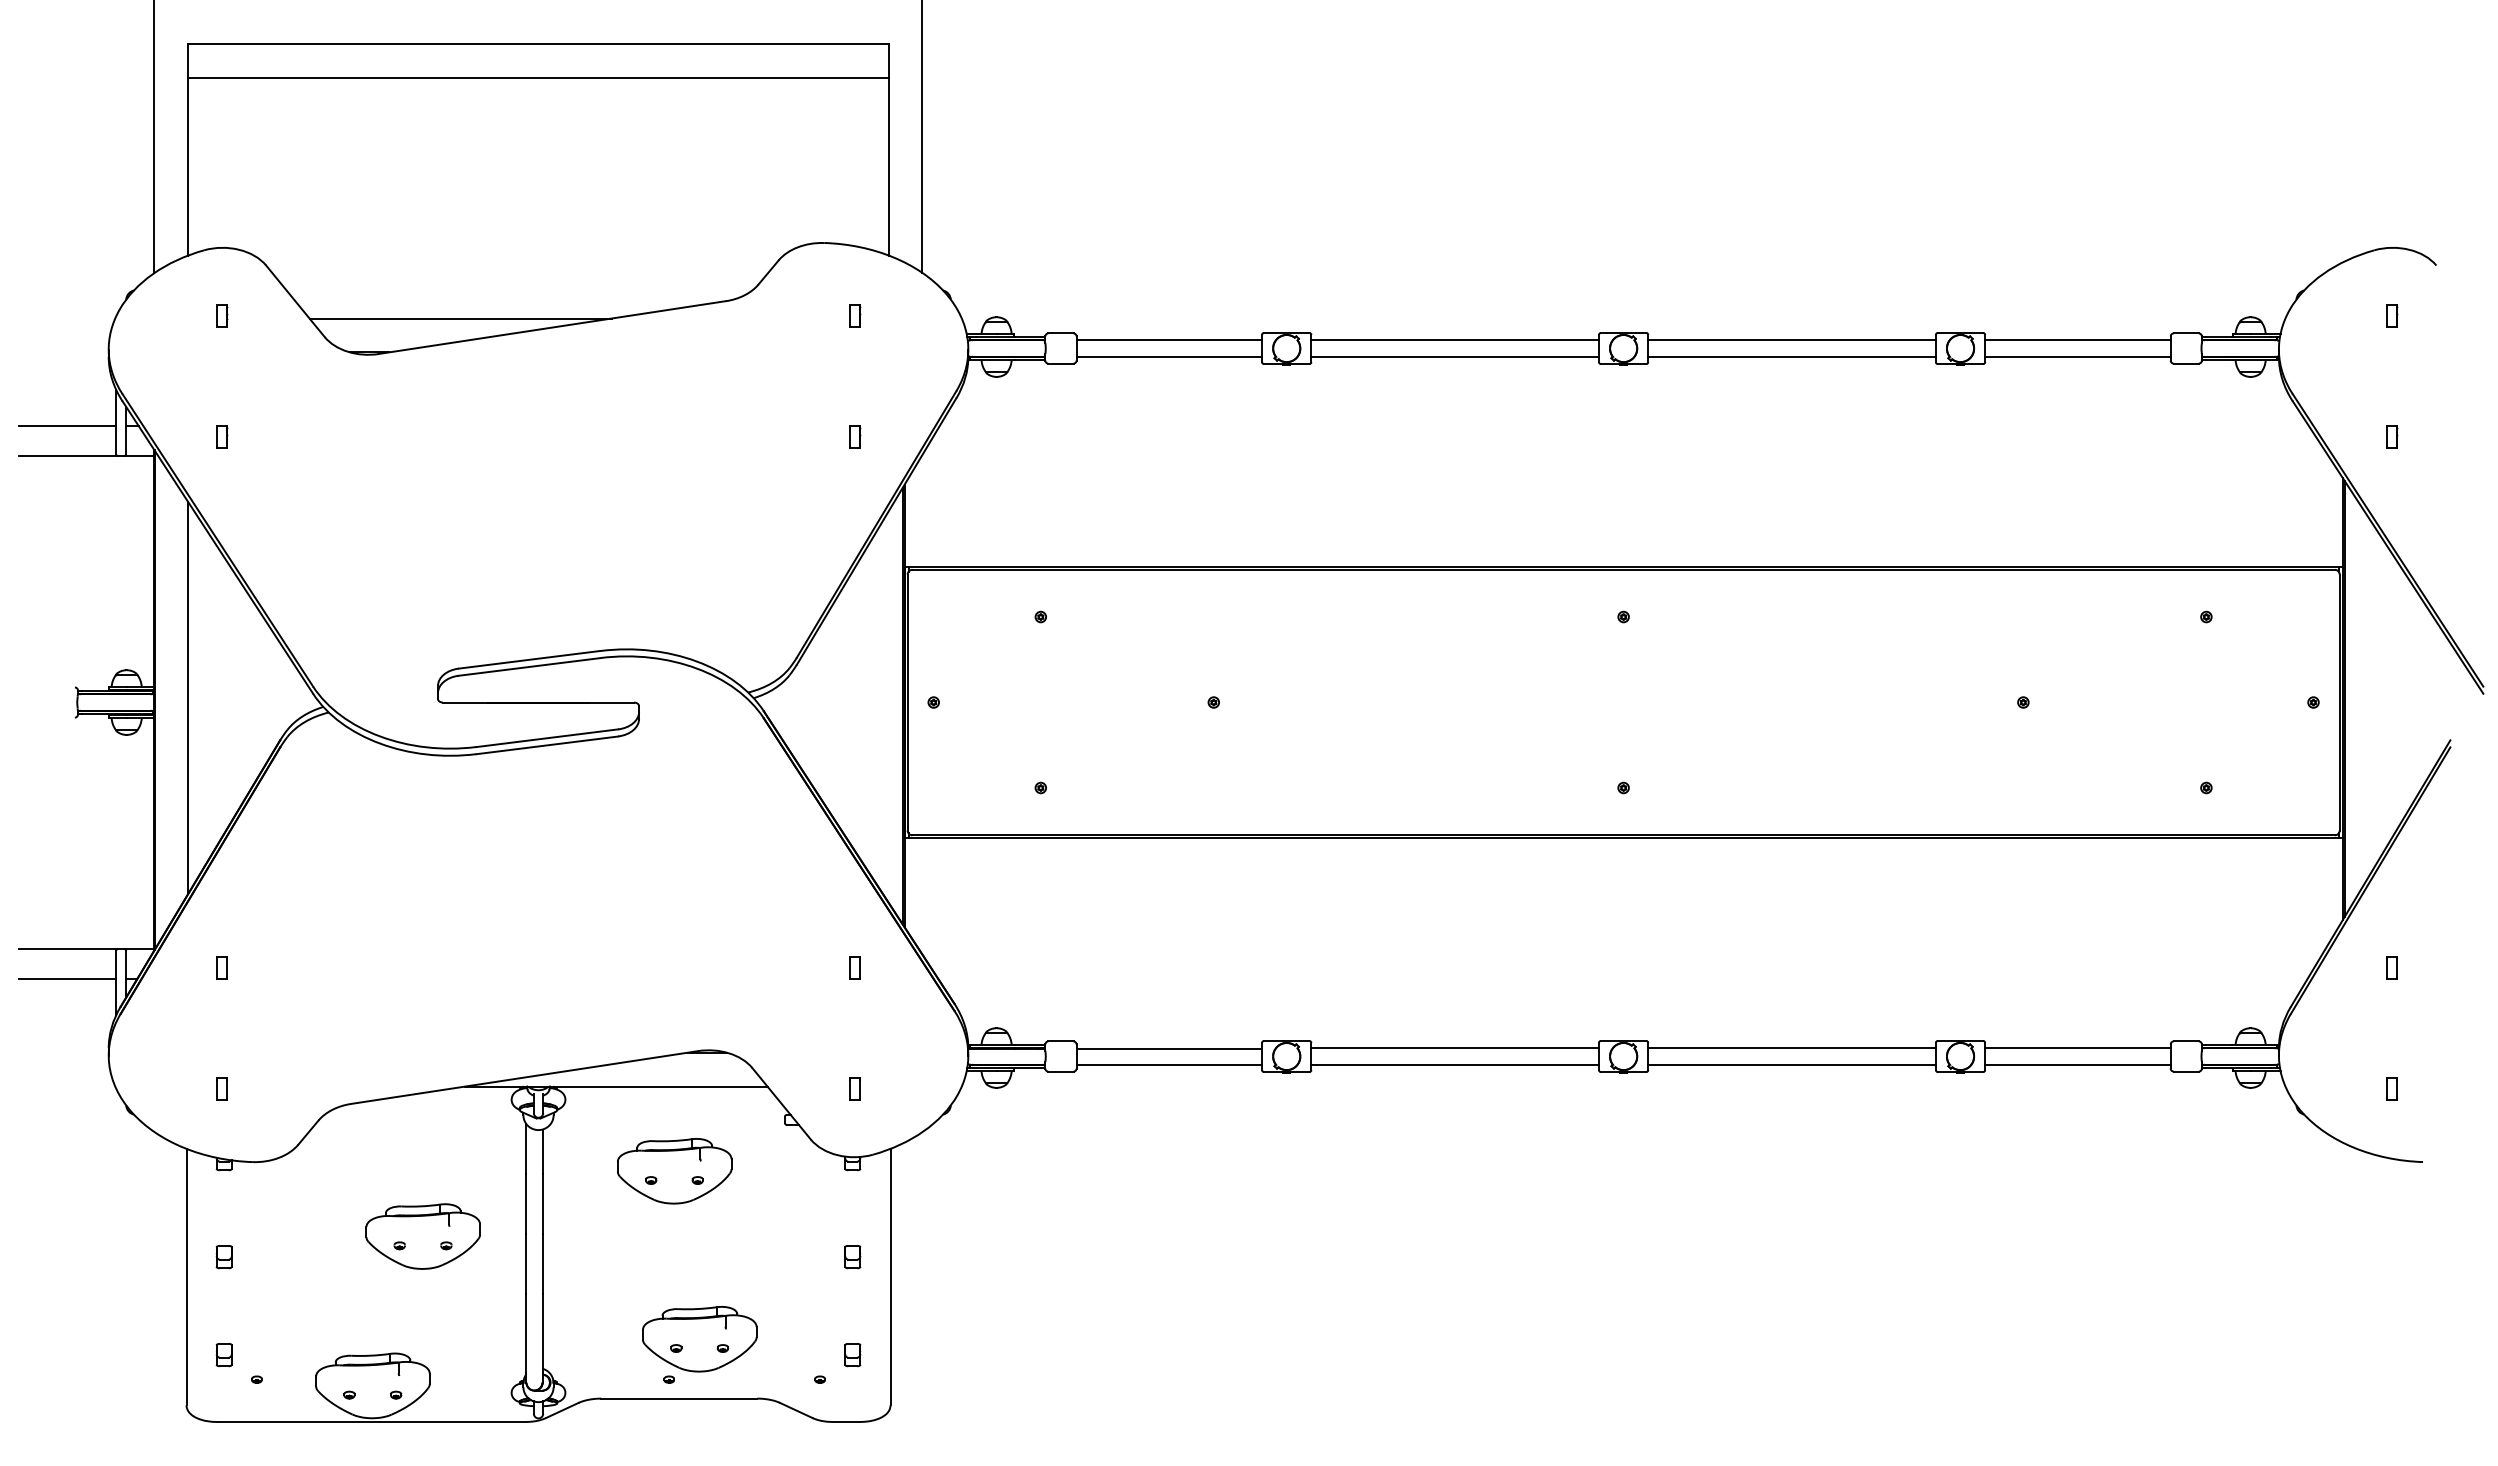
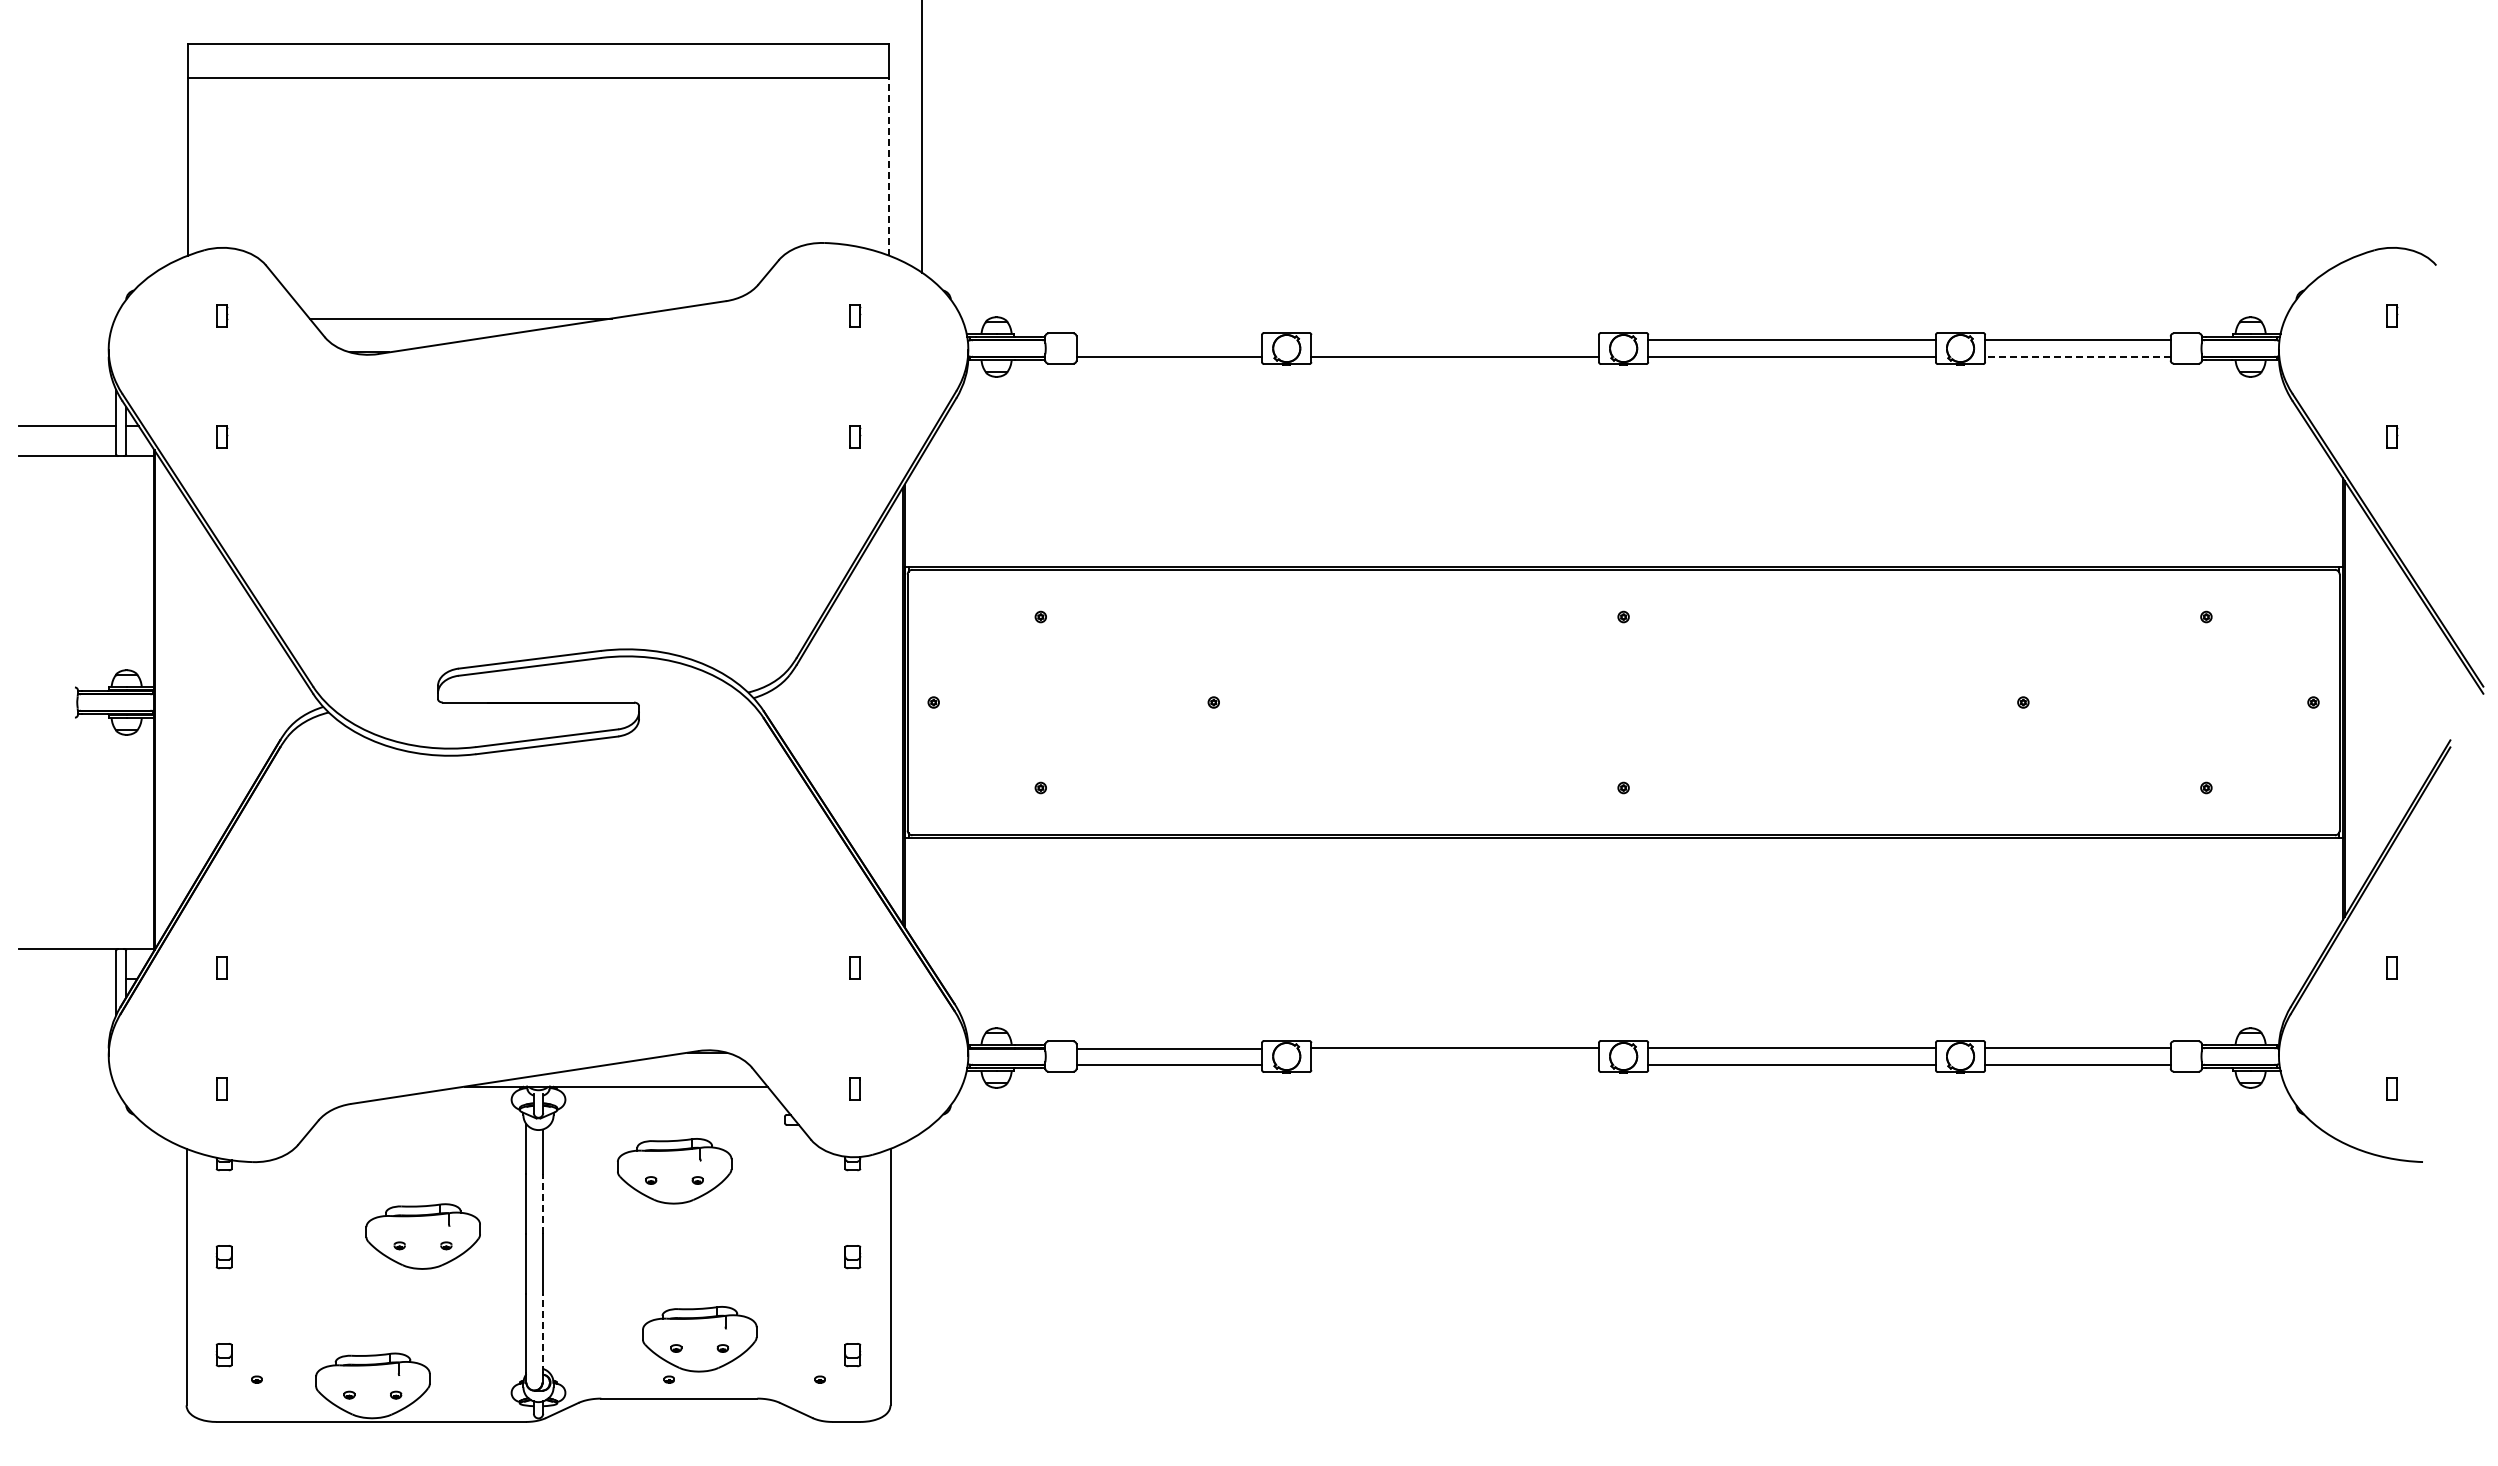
line: present -> none (154, 137)
line: solid -> dashed (888, 166)
line: present -> none (1169, 340)
line: present -> none (1454, 340)
line: solid -> dashed (2077, 356)
line: present -> none (188, 697)
line: present -> none (67, 979)
line: present -> none (1454, 1064)
line: solid -> dashed (542, 1203)
line: solid -> dashed (542, 1332)
